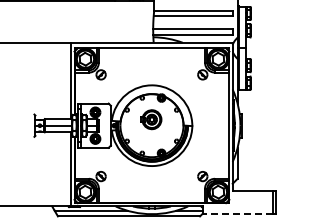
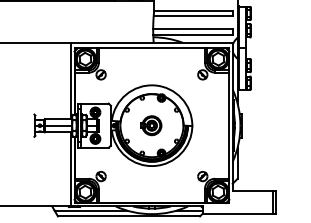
part position: (151, 119) -> (151, 125) (151, 125)
line: dashed -> solid (237, 214)
